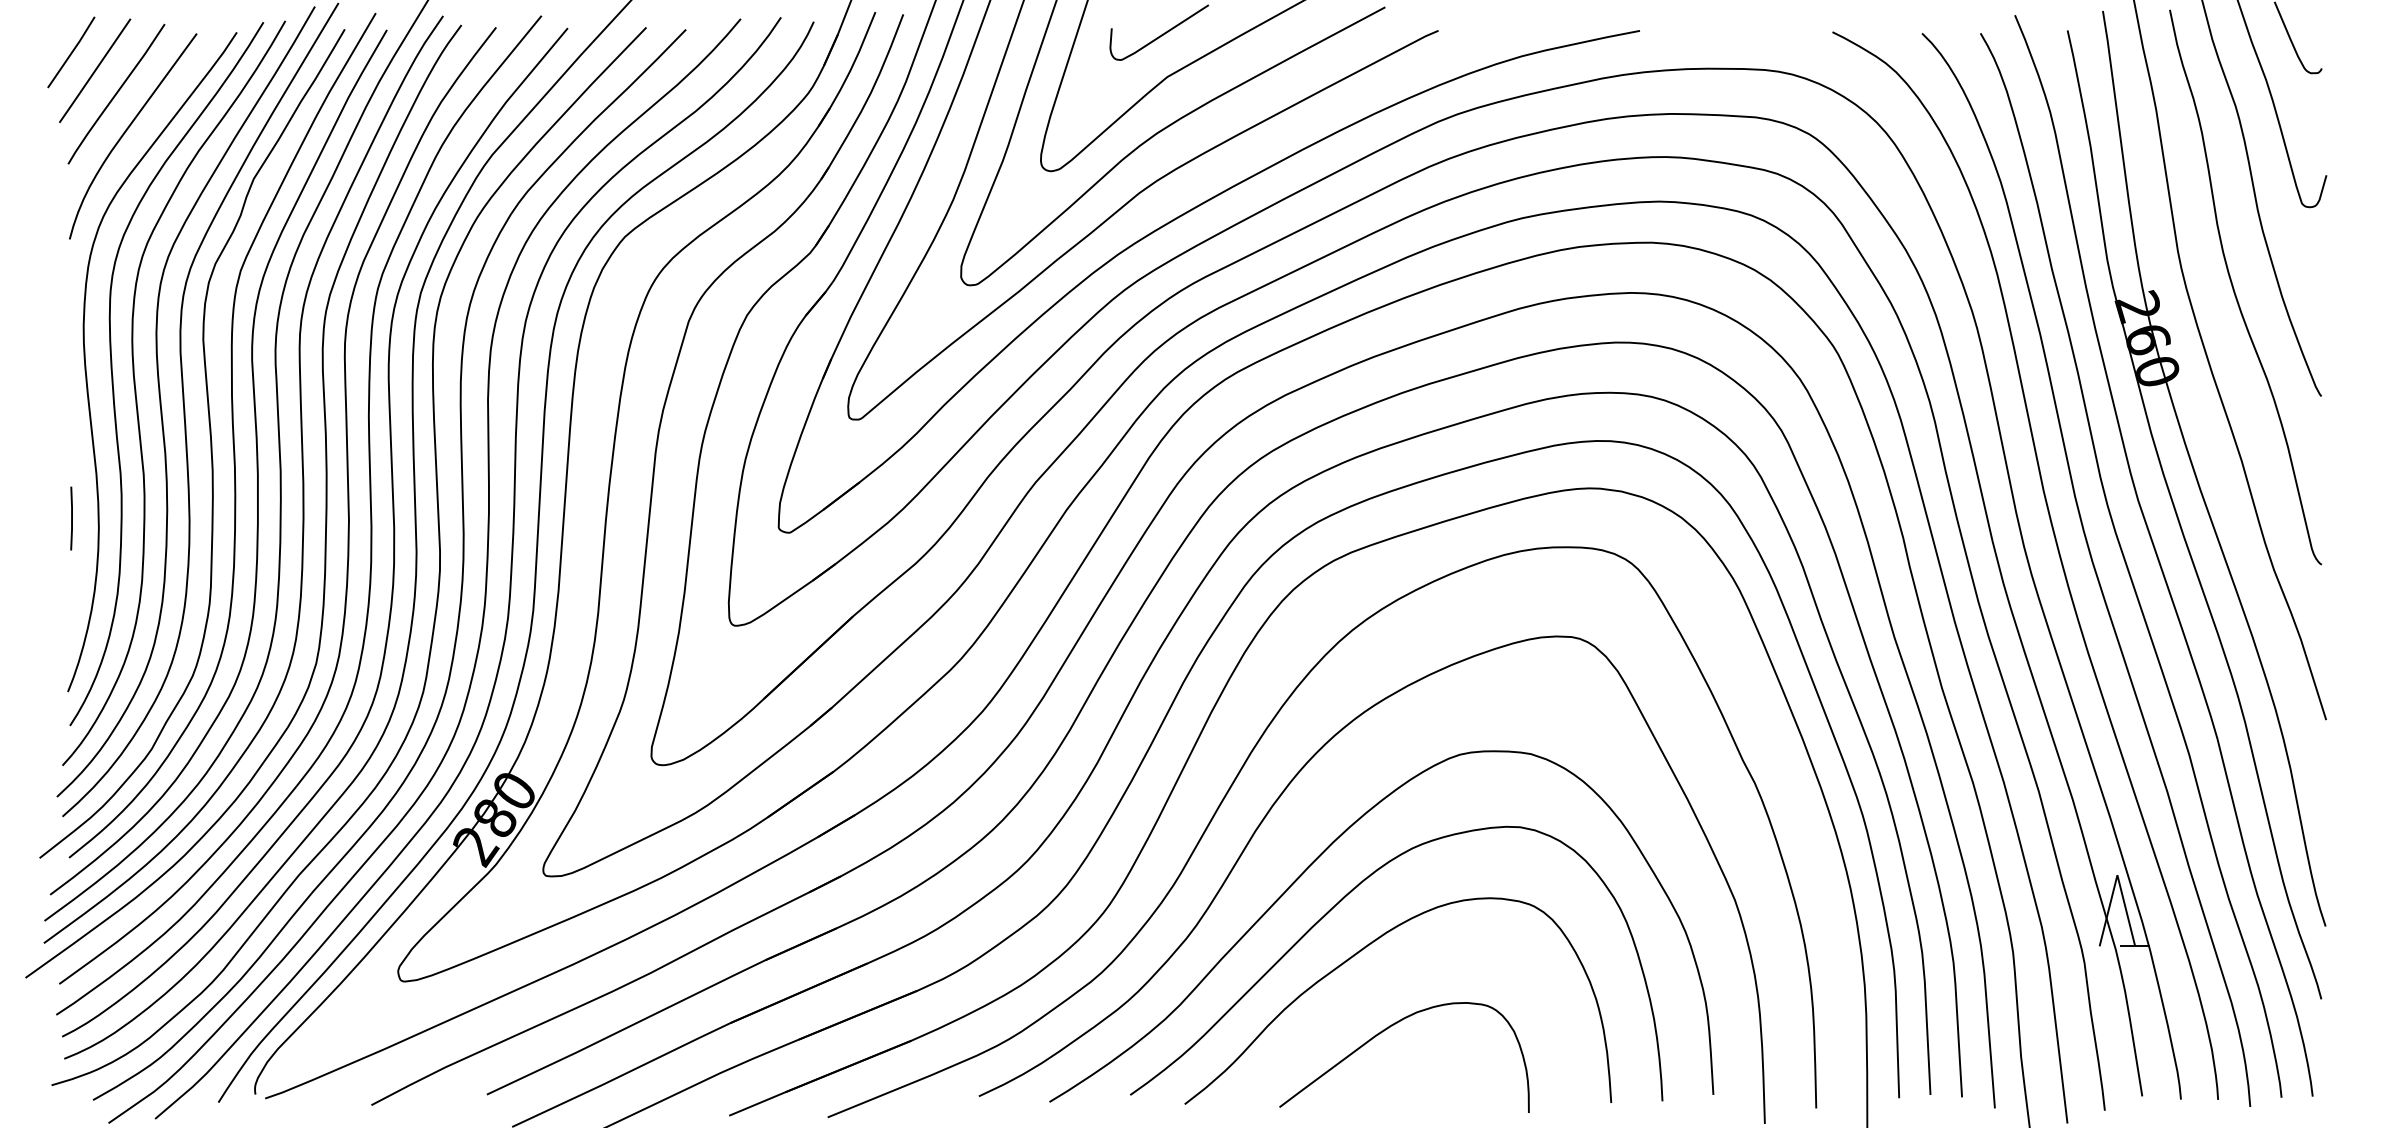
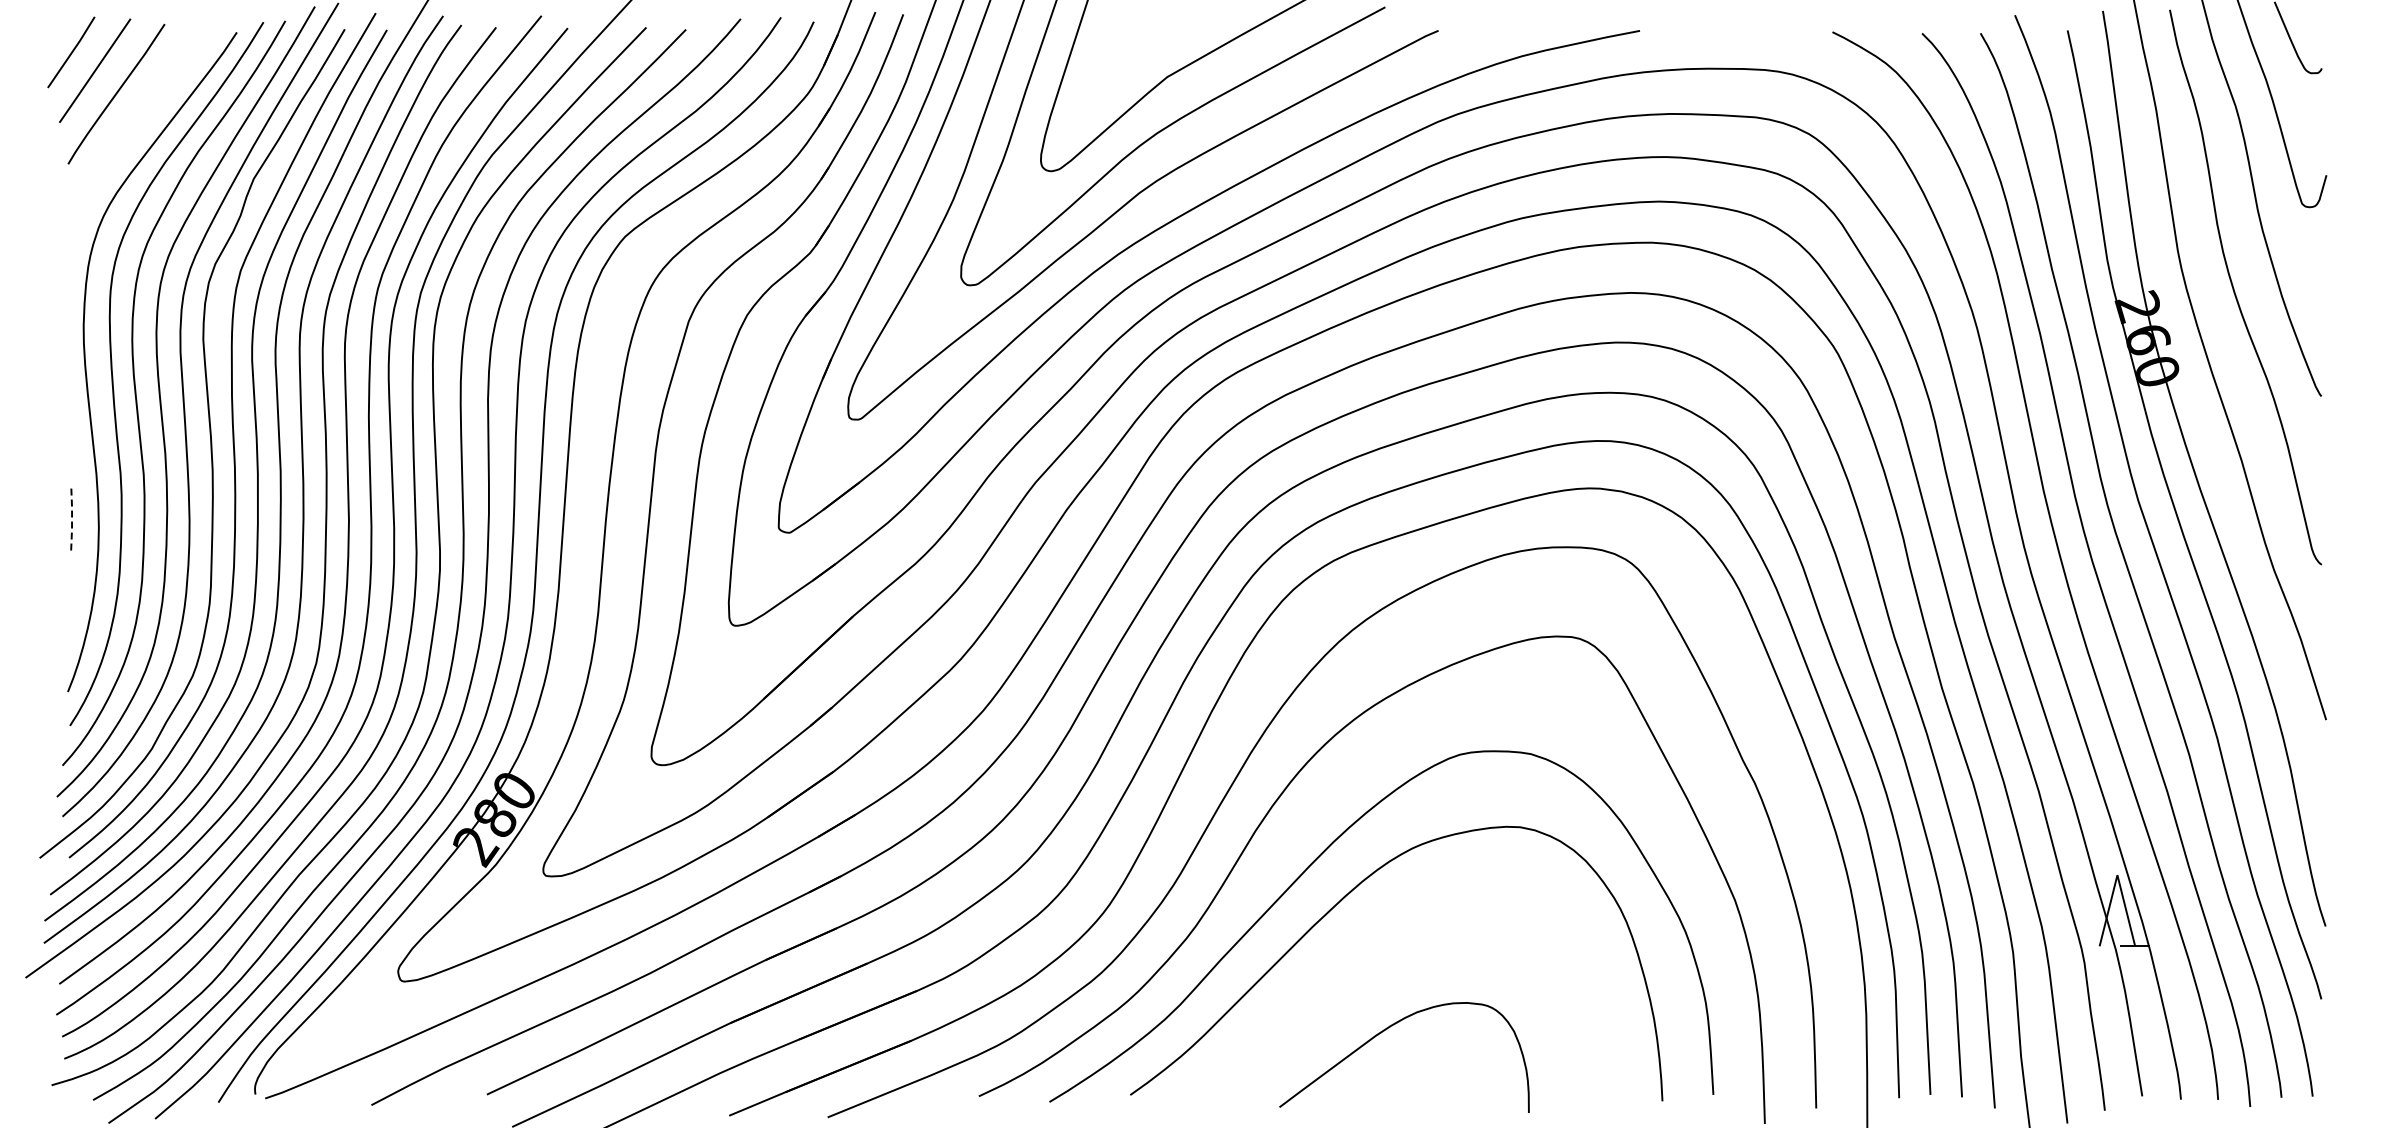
curve: present -> none (1161, 34)
curve: present -> none (127, 130)
line: solid -> dashed (72, 518)
curve: present -> none (1364, 949)
